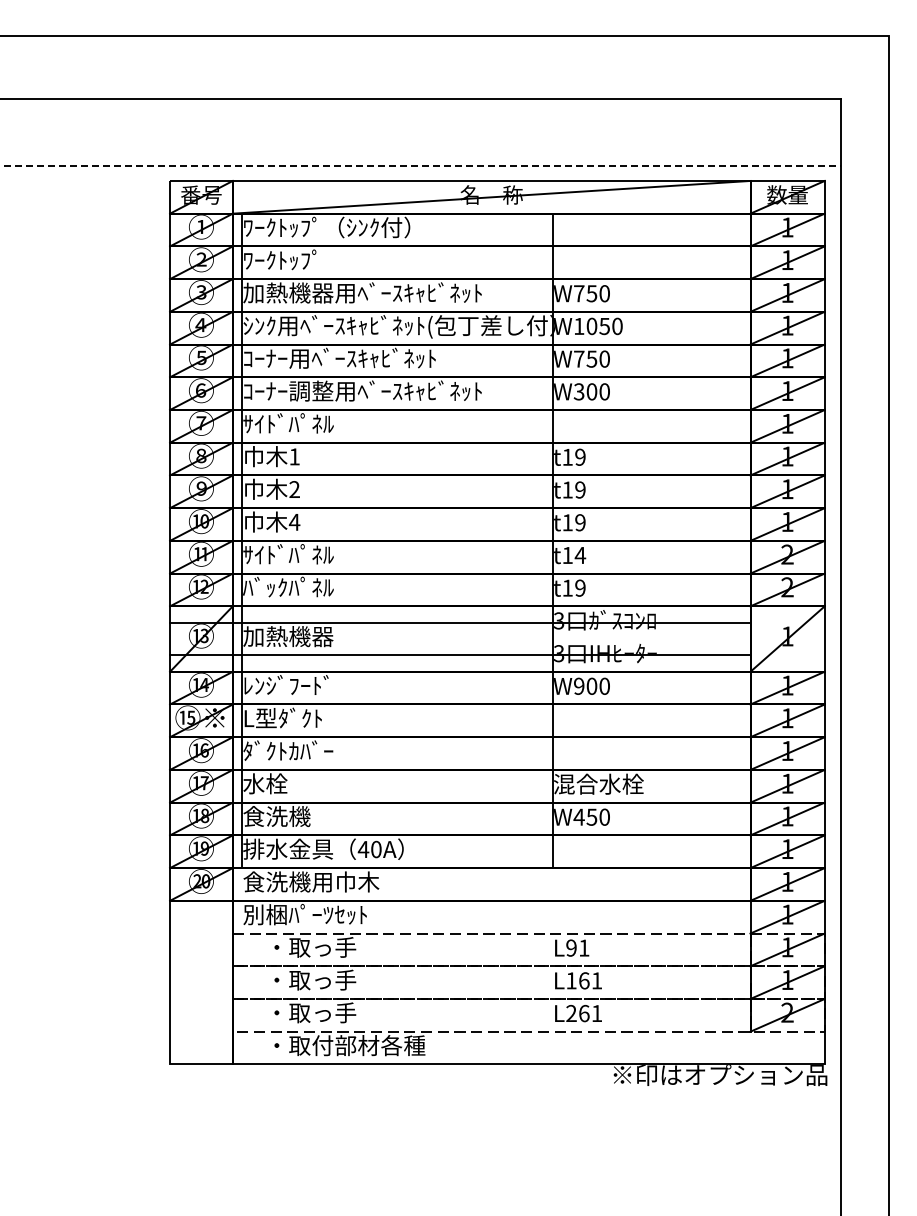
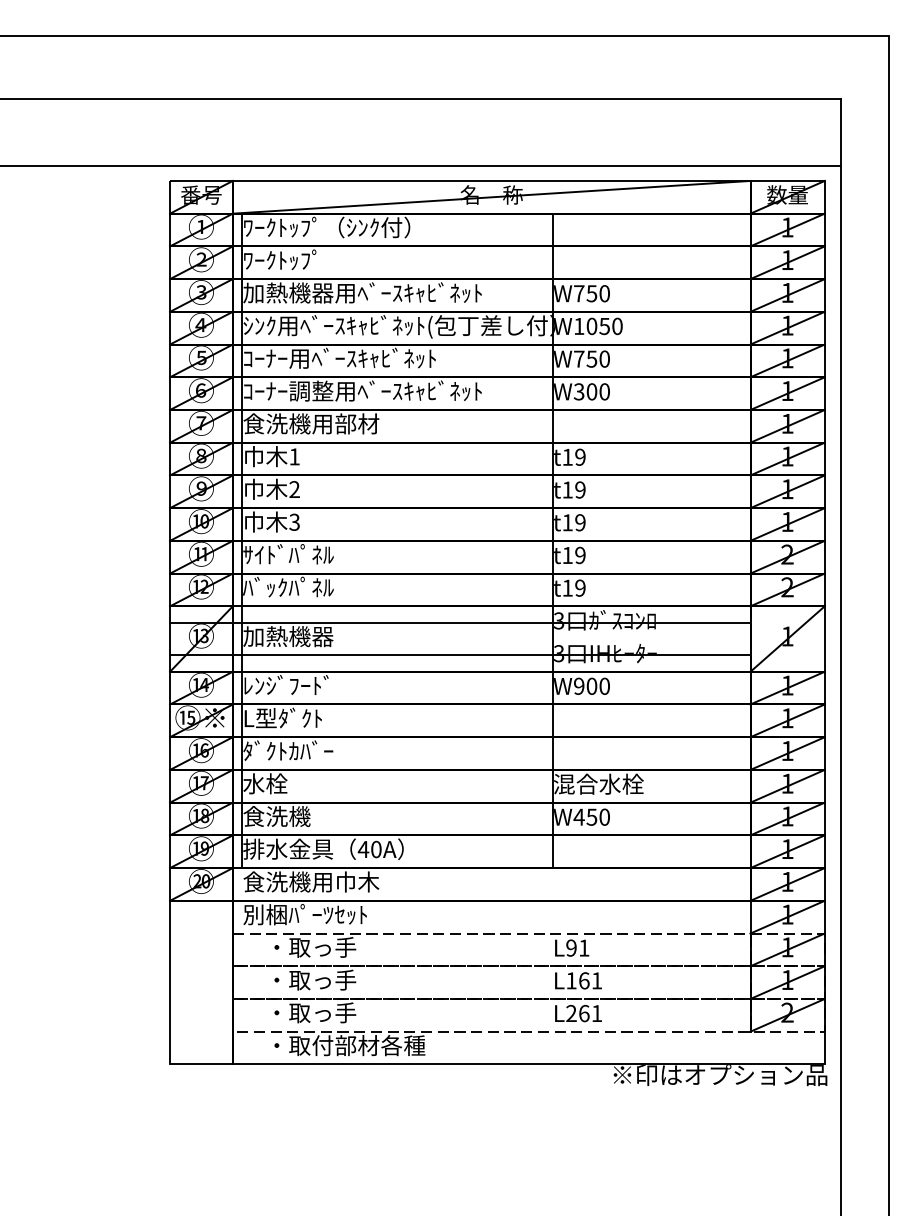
line: dashed -> solid (421, 166)
text: ｻｲﾄﾞﾊﾟﾈﾙ -> 食洗機用部材 (311, 423)
text: 4 -> 3 (294, 521)
text: t14 -> t19 (580, 555)
